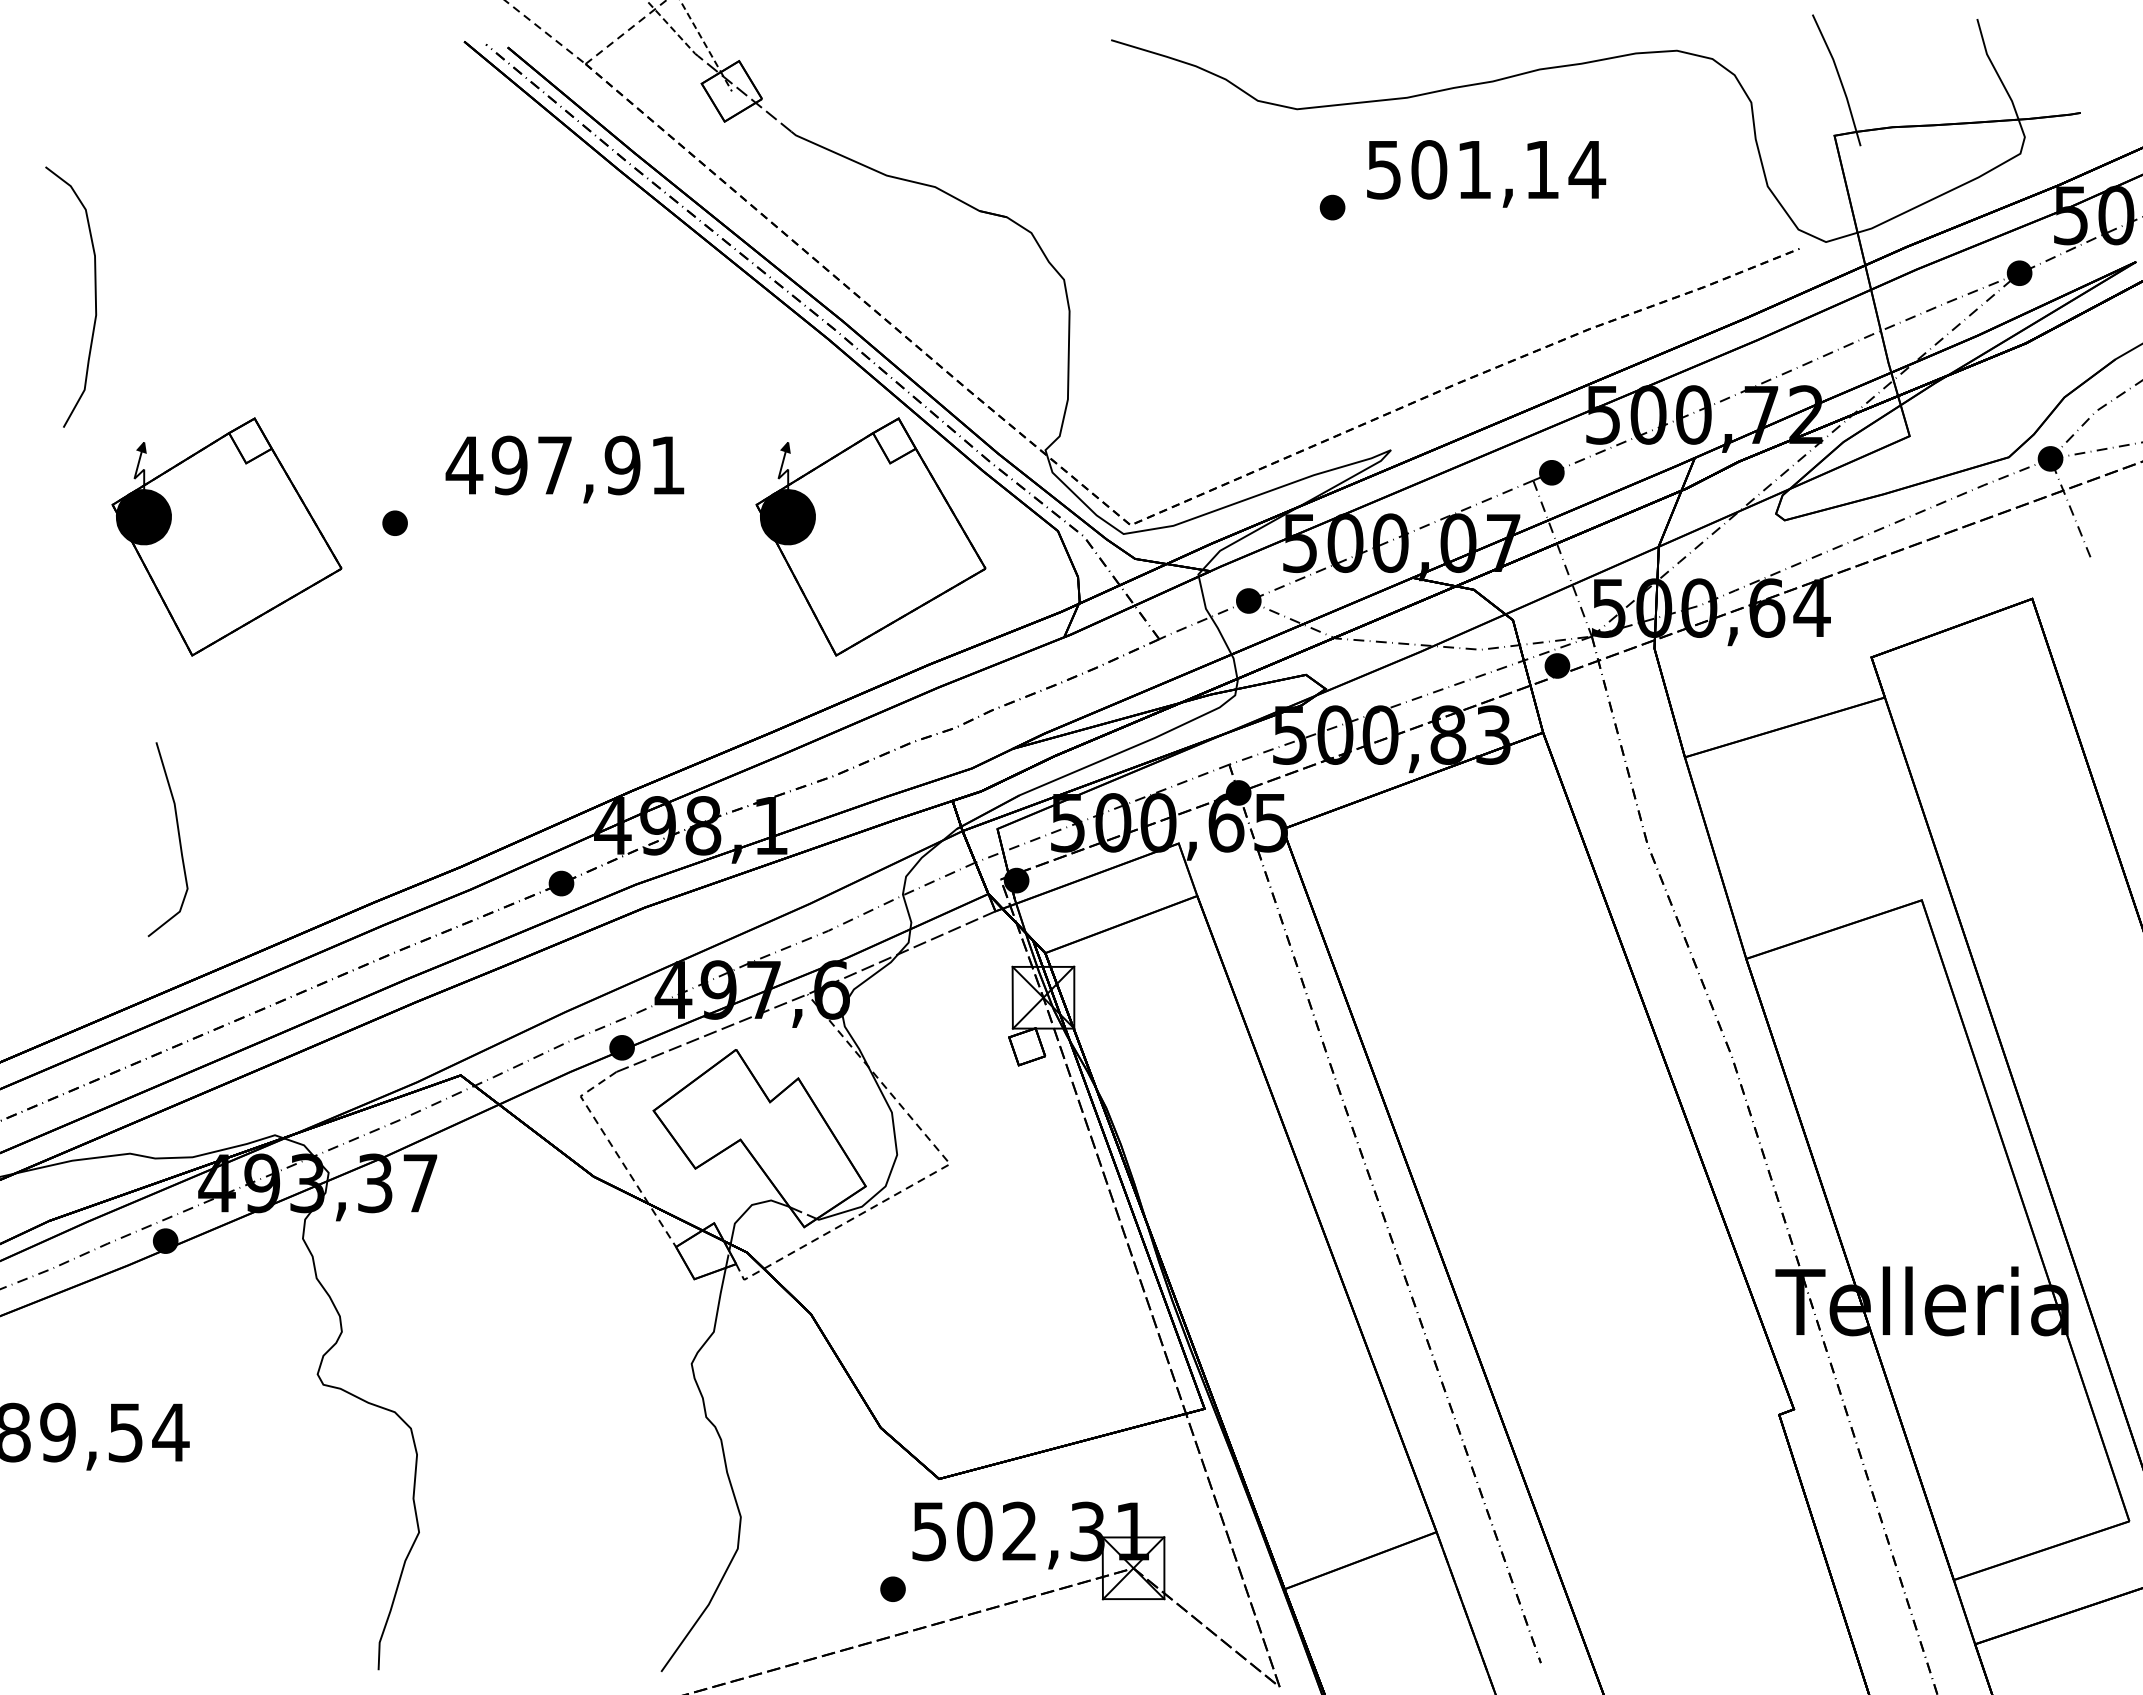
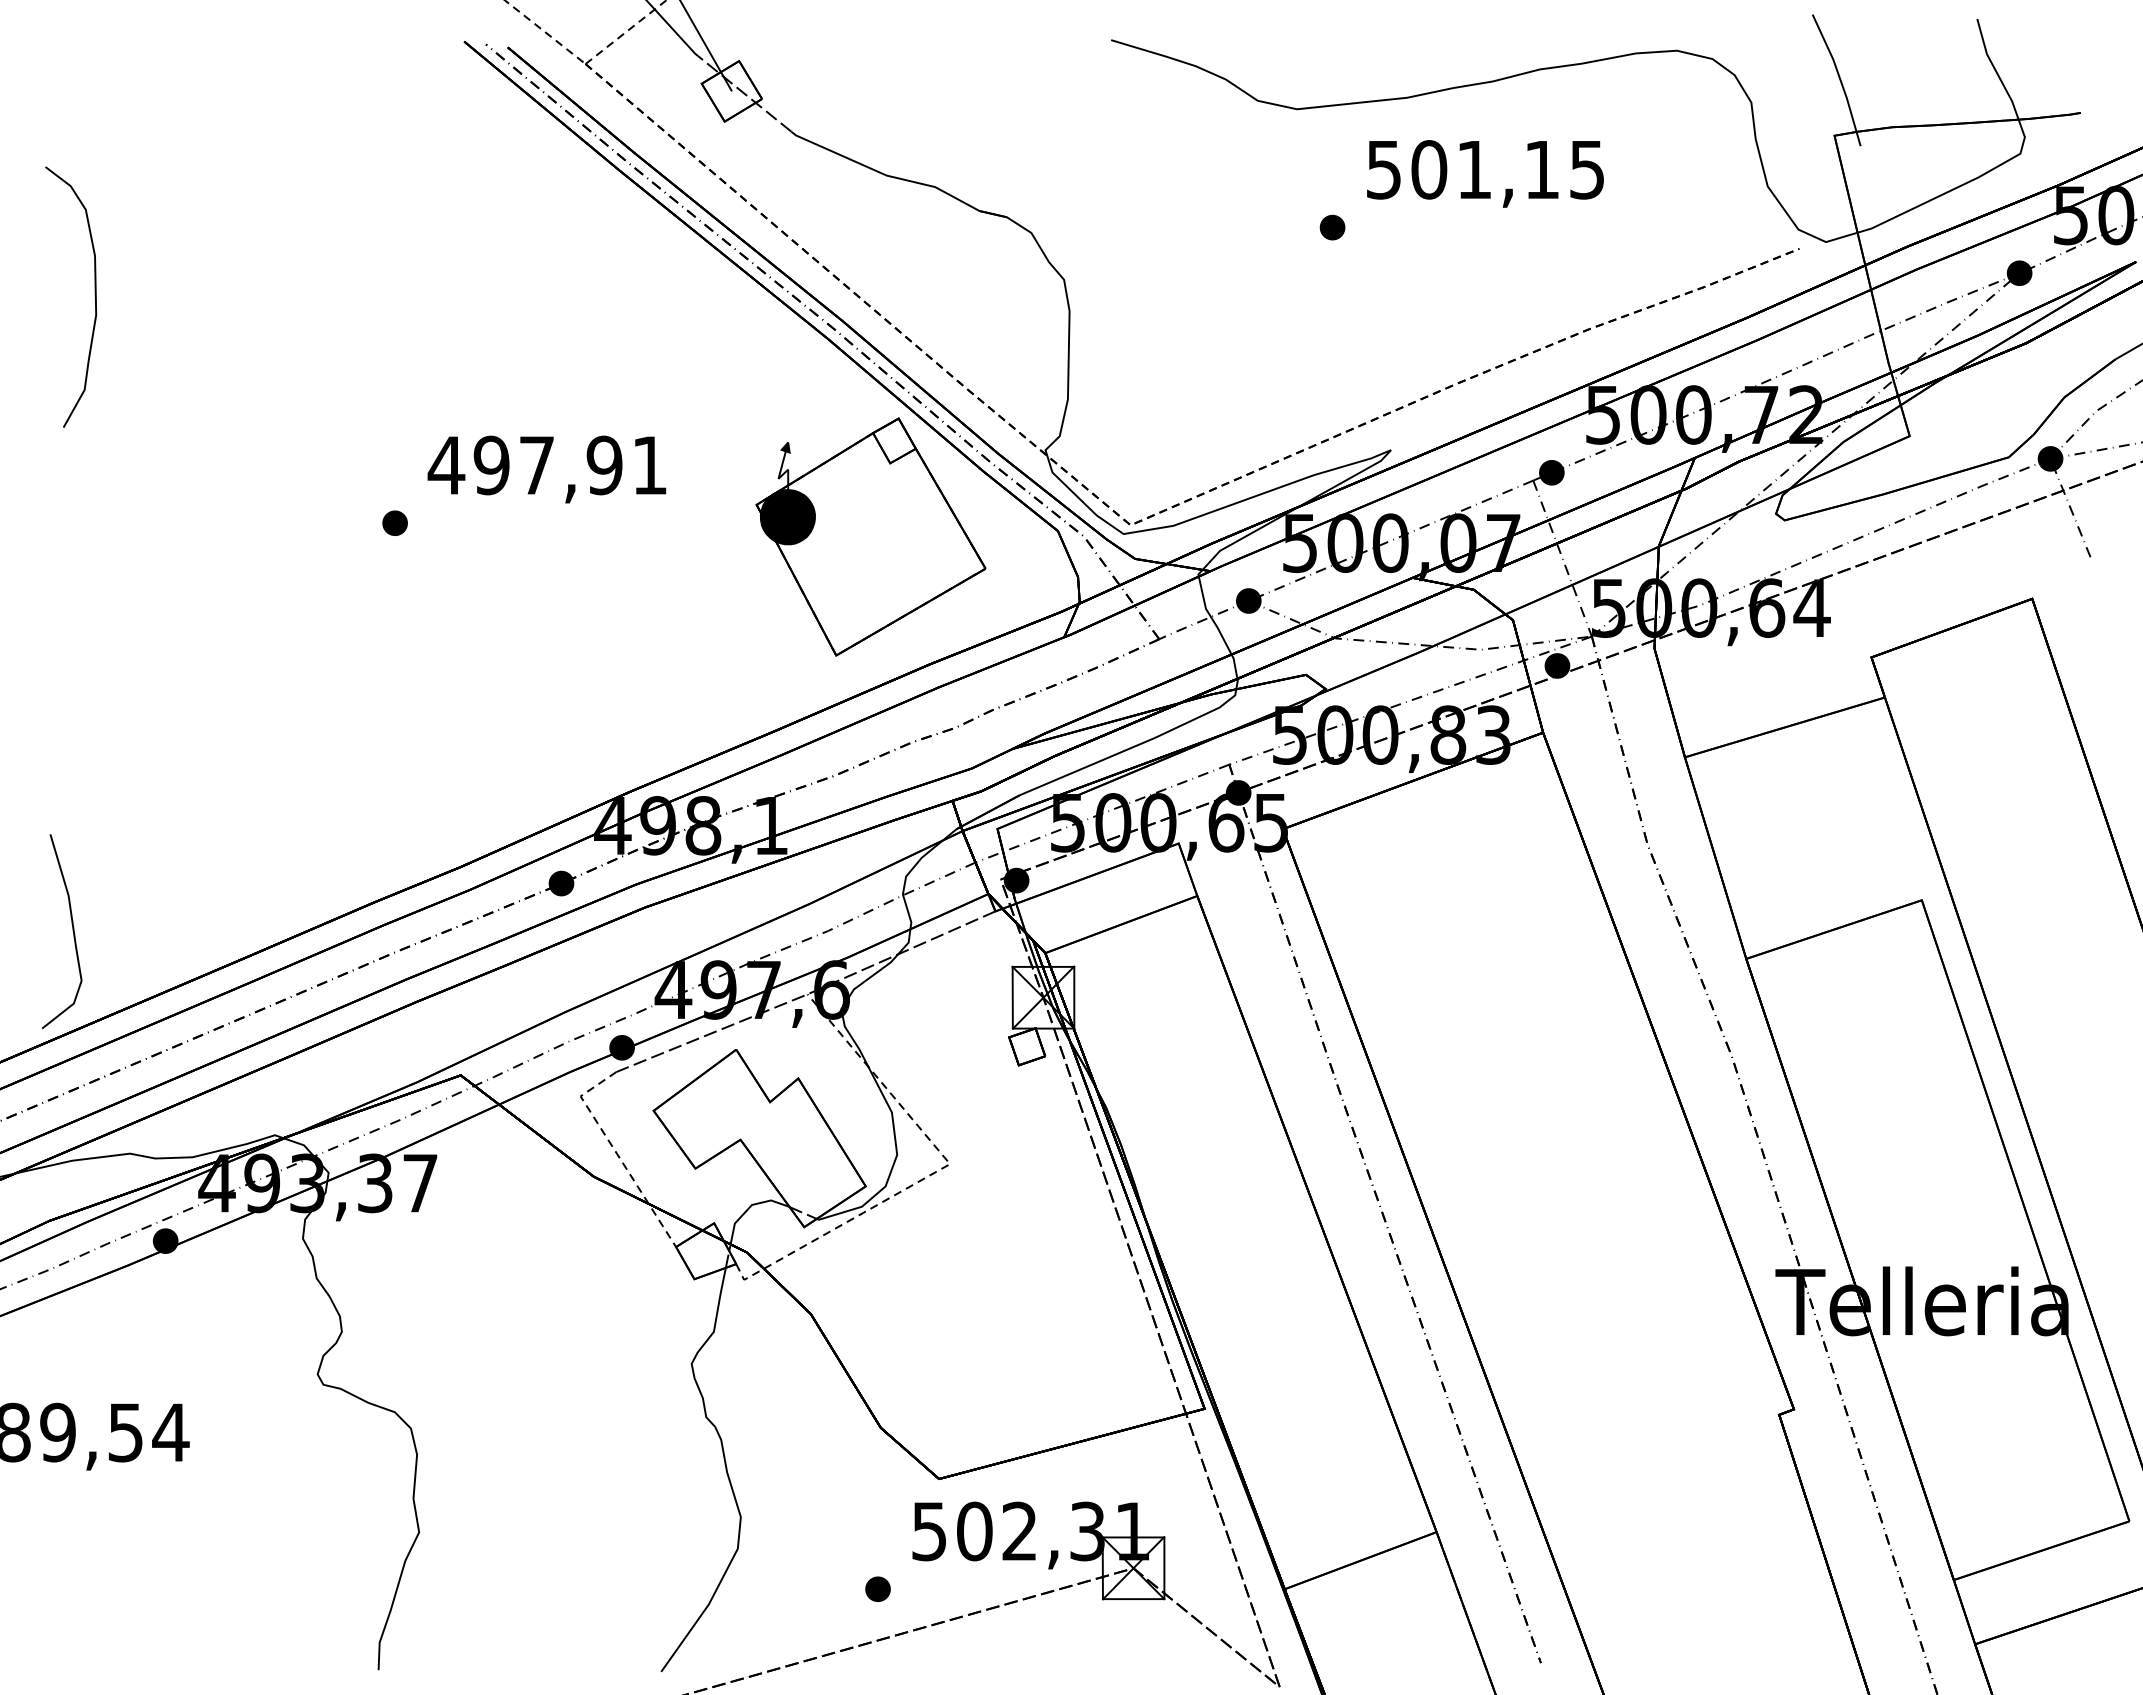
line: dashed -> solid (672, 28)
line: dashed -> solid (706, 46)
text: 501,14 -> 501,15 (1587, 170)
part position: (1332, 207) -> (1332, 227) (1332, 227)
text position: (564, 469) -> (546, 469) (546, 469)
part: present -> none (226, 536)
curve position: (178, 839) -> (72, 931) (72, 931)
part position: (892, 1588) -> (877, 1588) (877, 1588)
